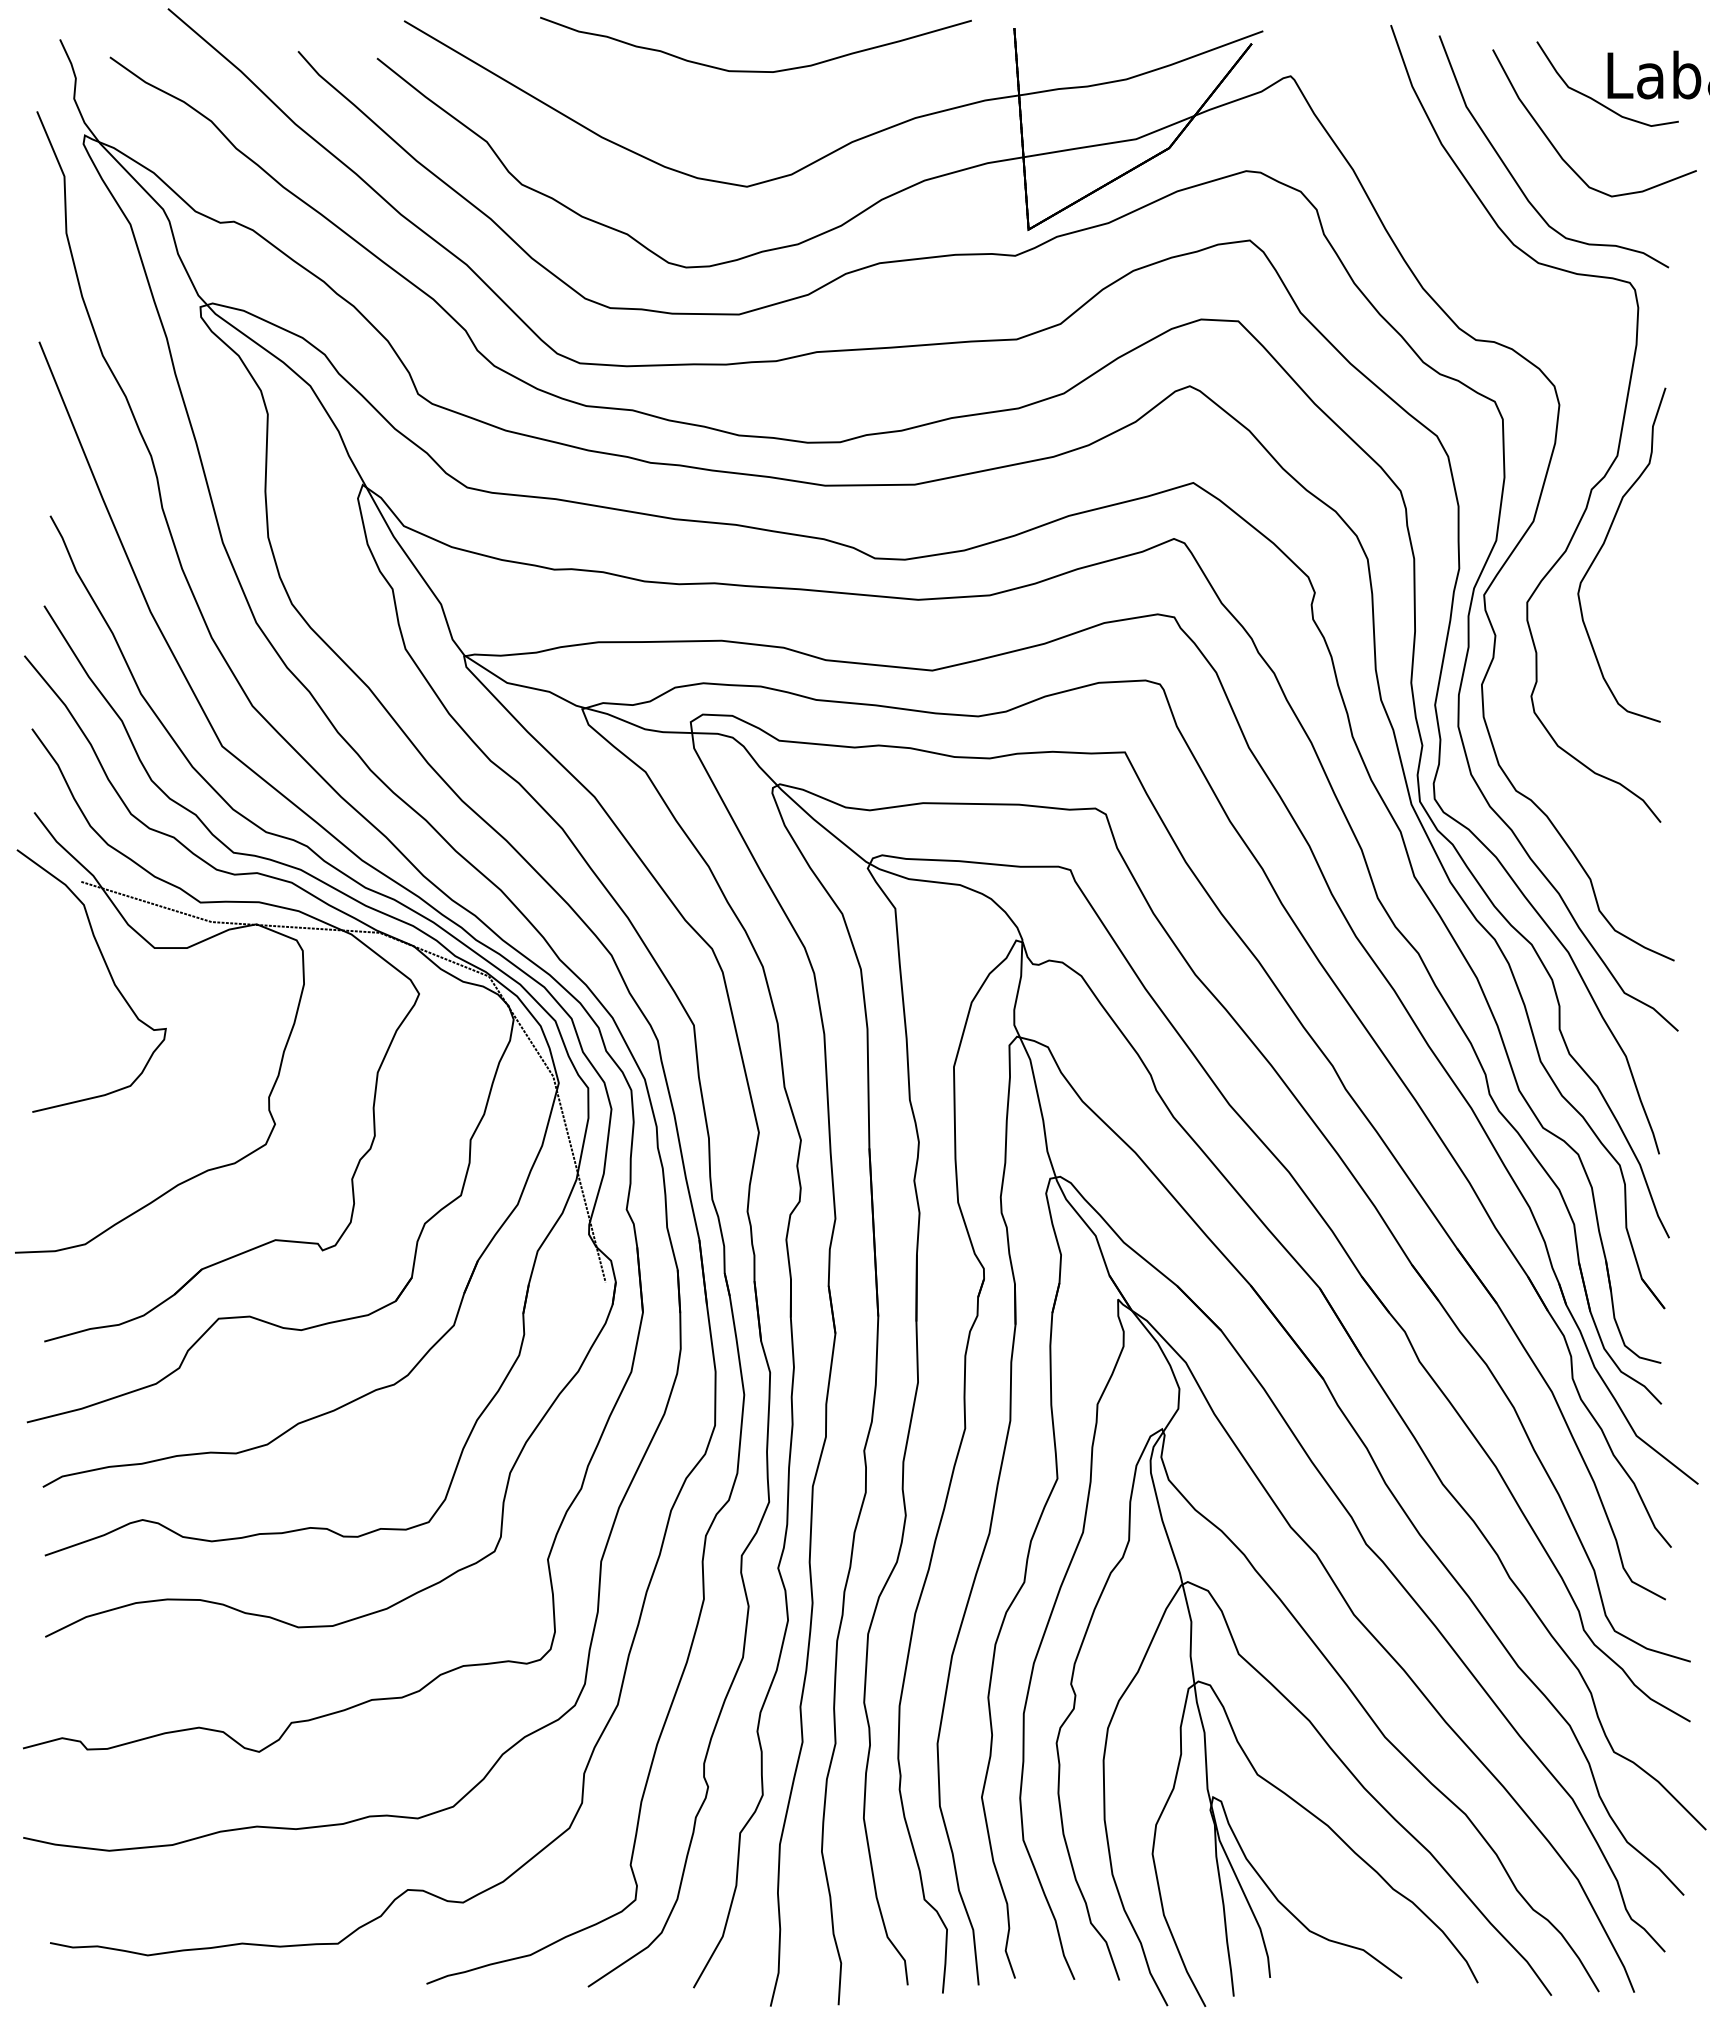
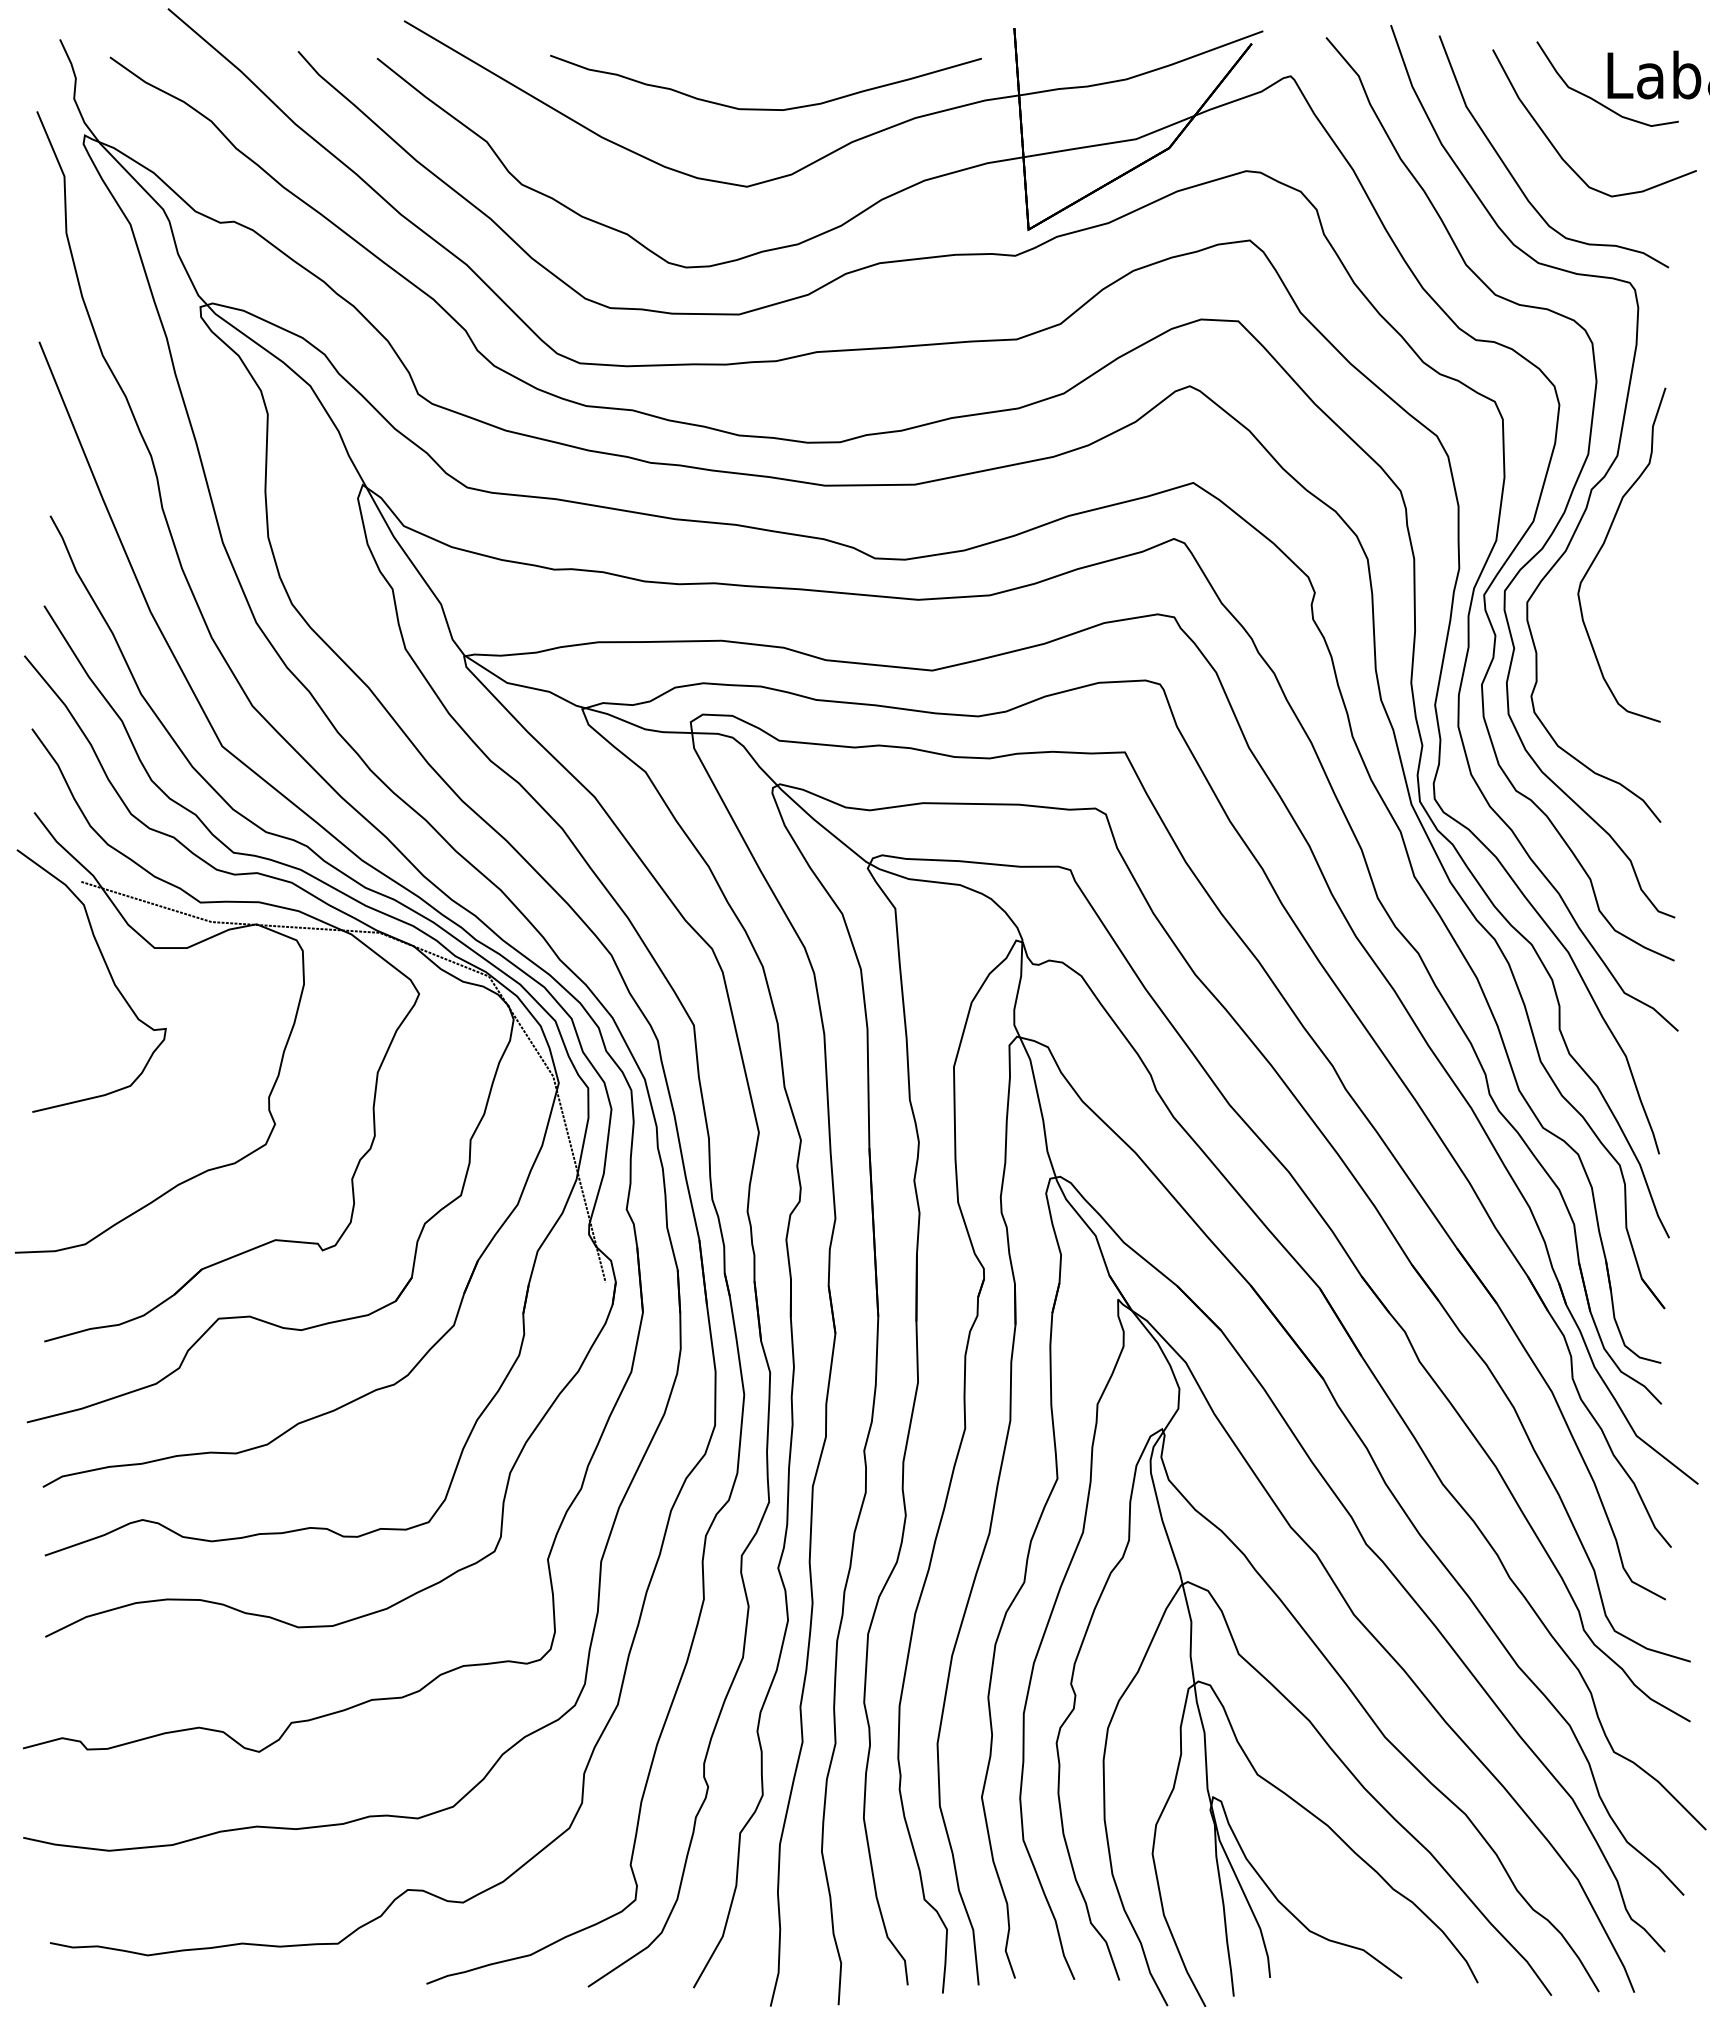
curve position: (755, 70) -> (765, 108) (765, 108)
curve: none -> present (1566, 503)
